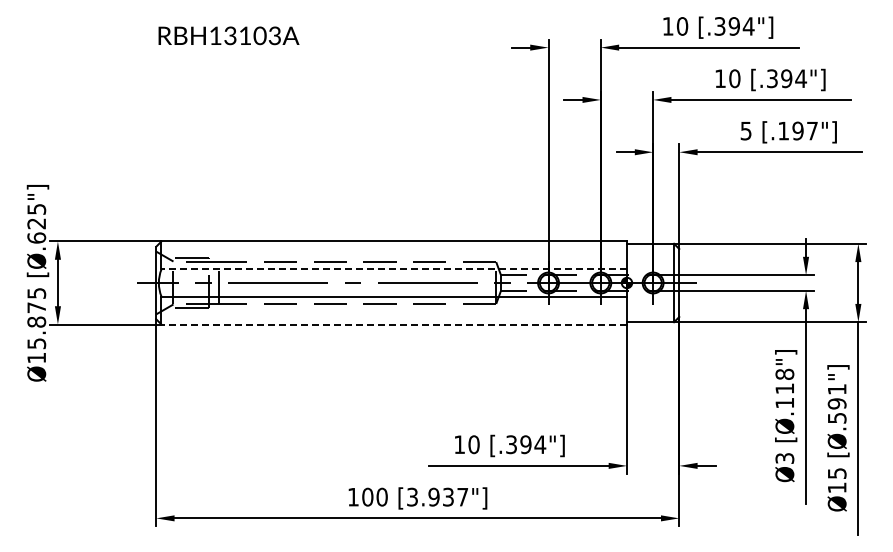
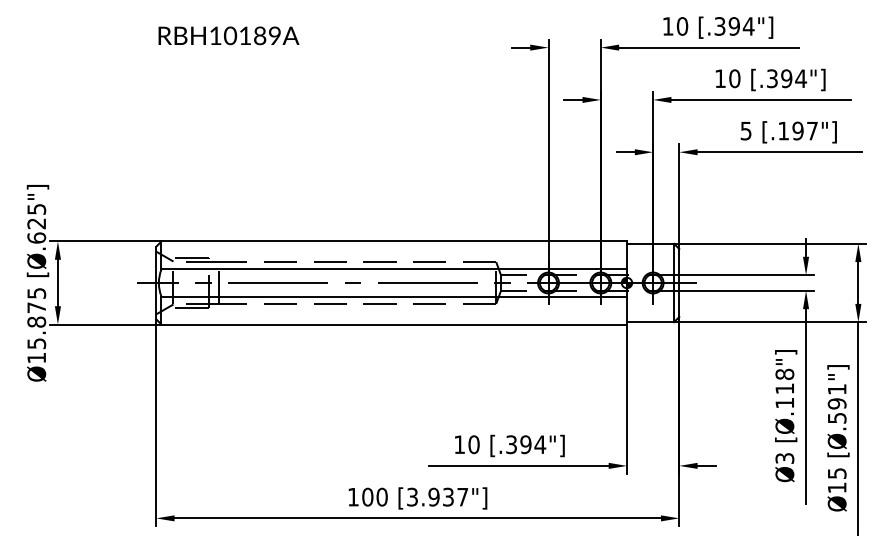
text: RBH13103A -> RBH10189A (252, 35)
line: dashed -> solid (394, 269)
line: dashed -> solid (394, 324)
